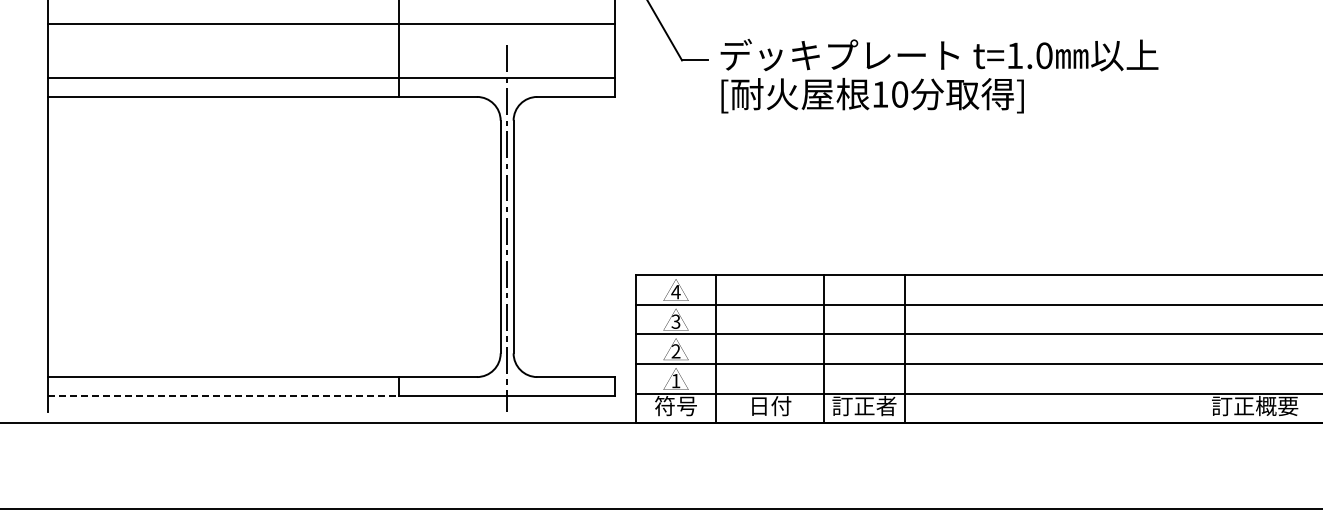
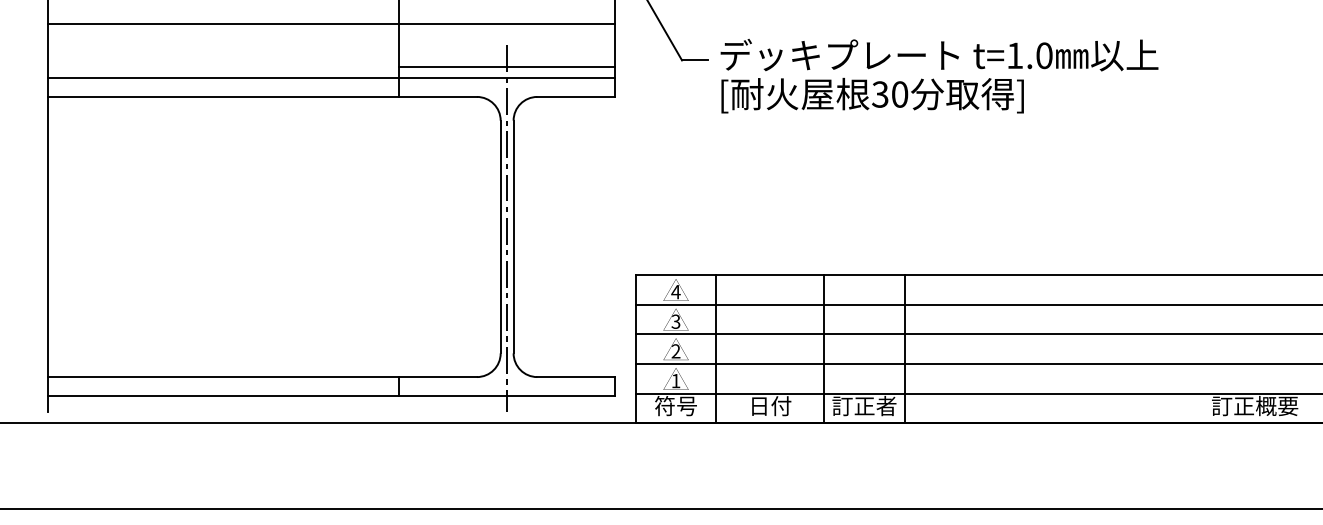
line: none -> present (506, 66)
text: 10 -> 30 (880, 94)
line: dashed -> solid (223, 396)
